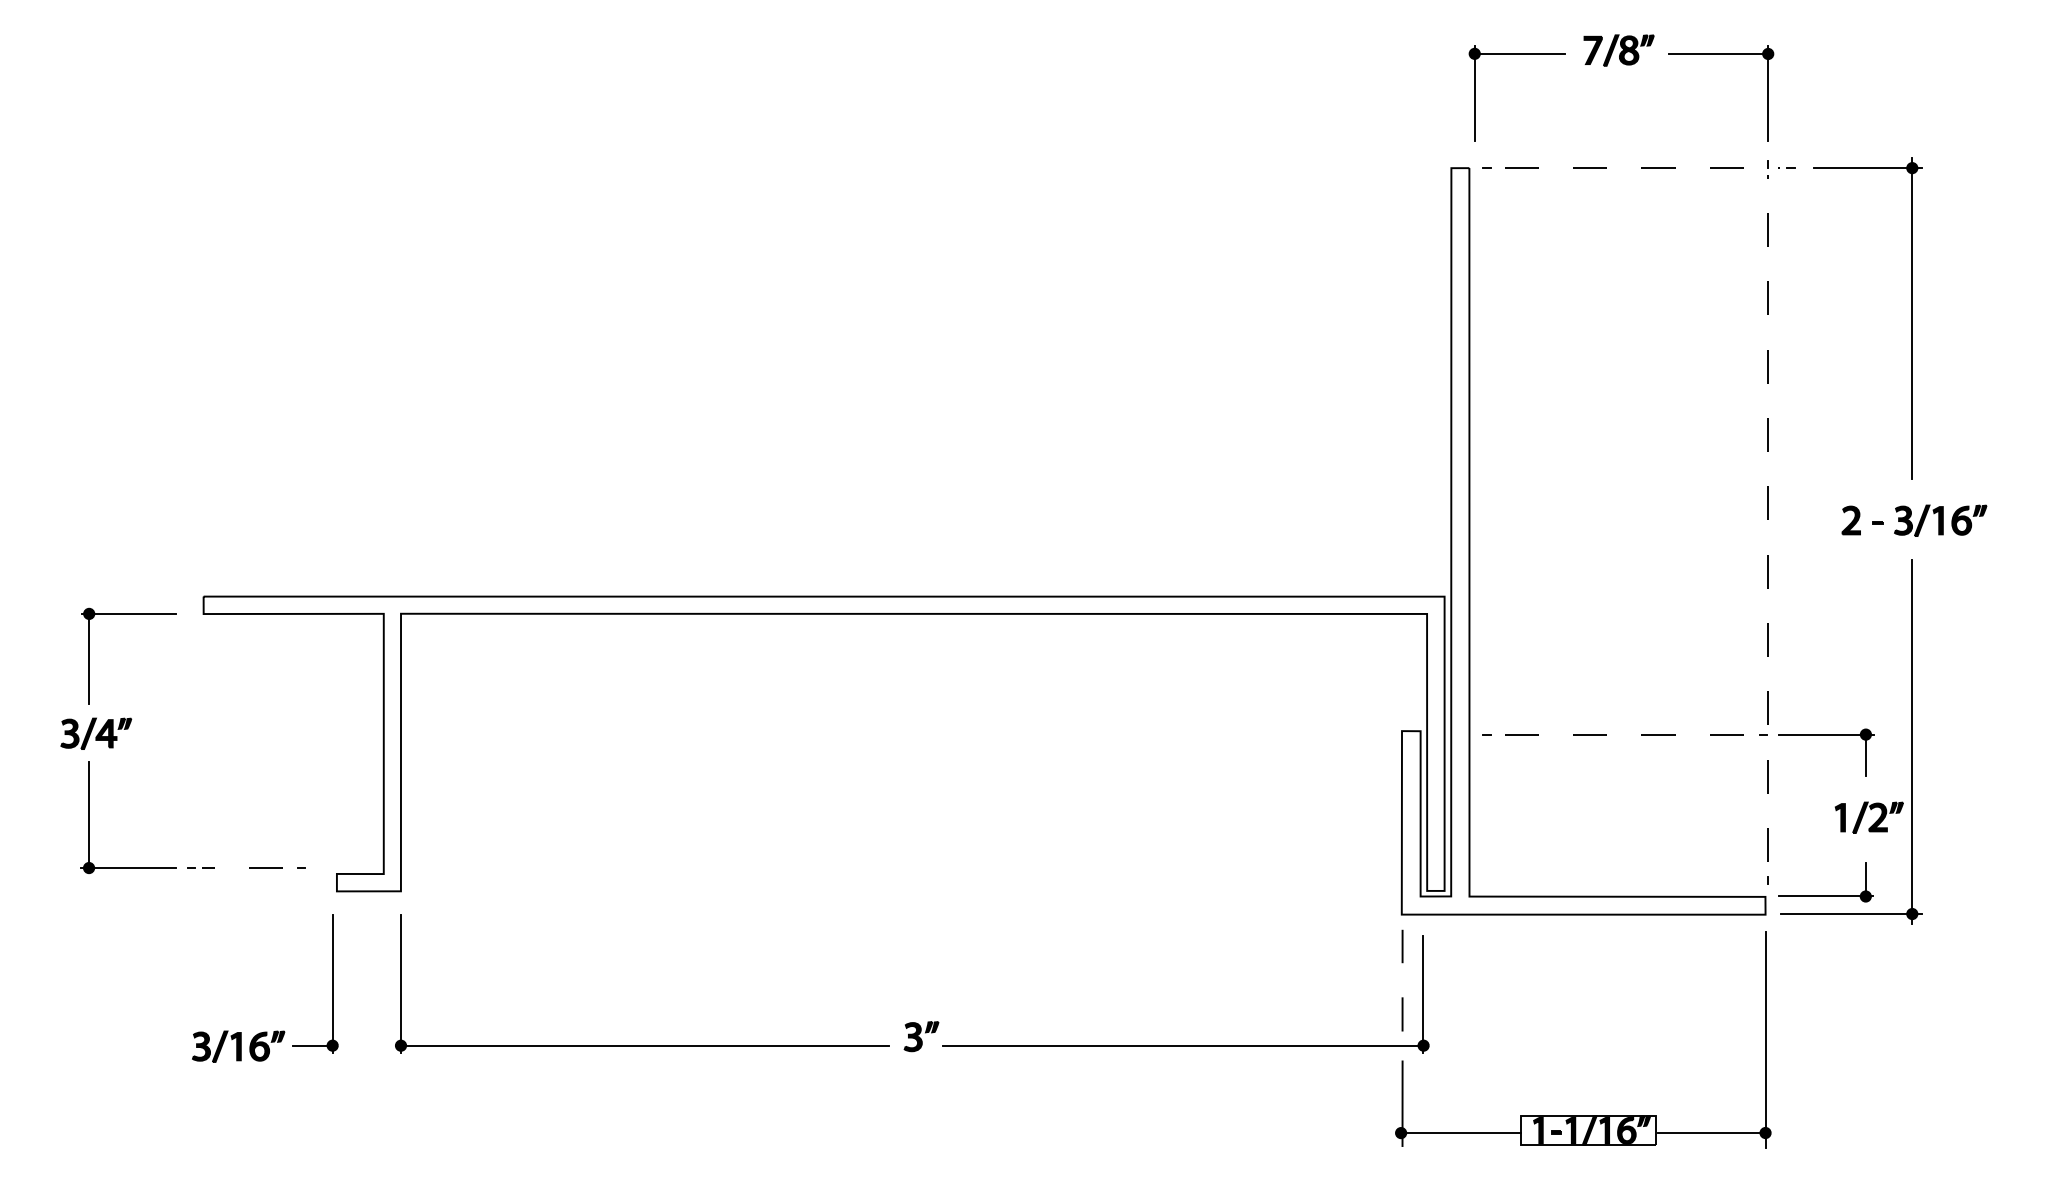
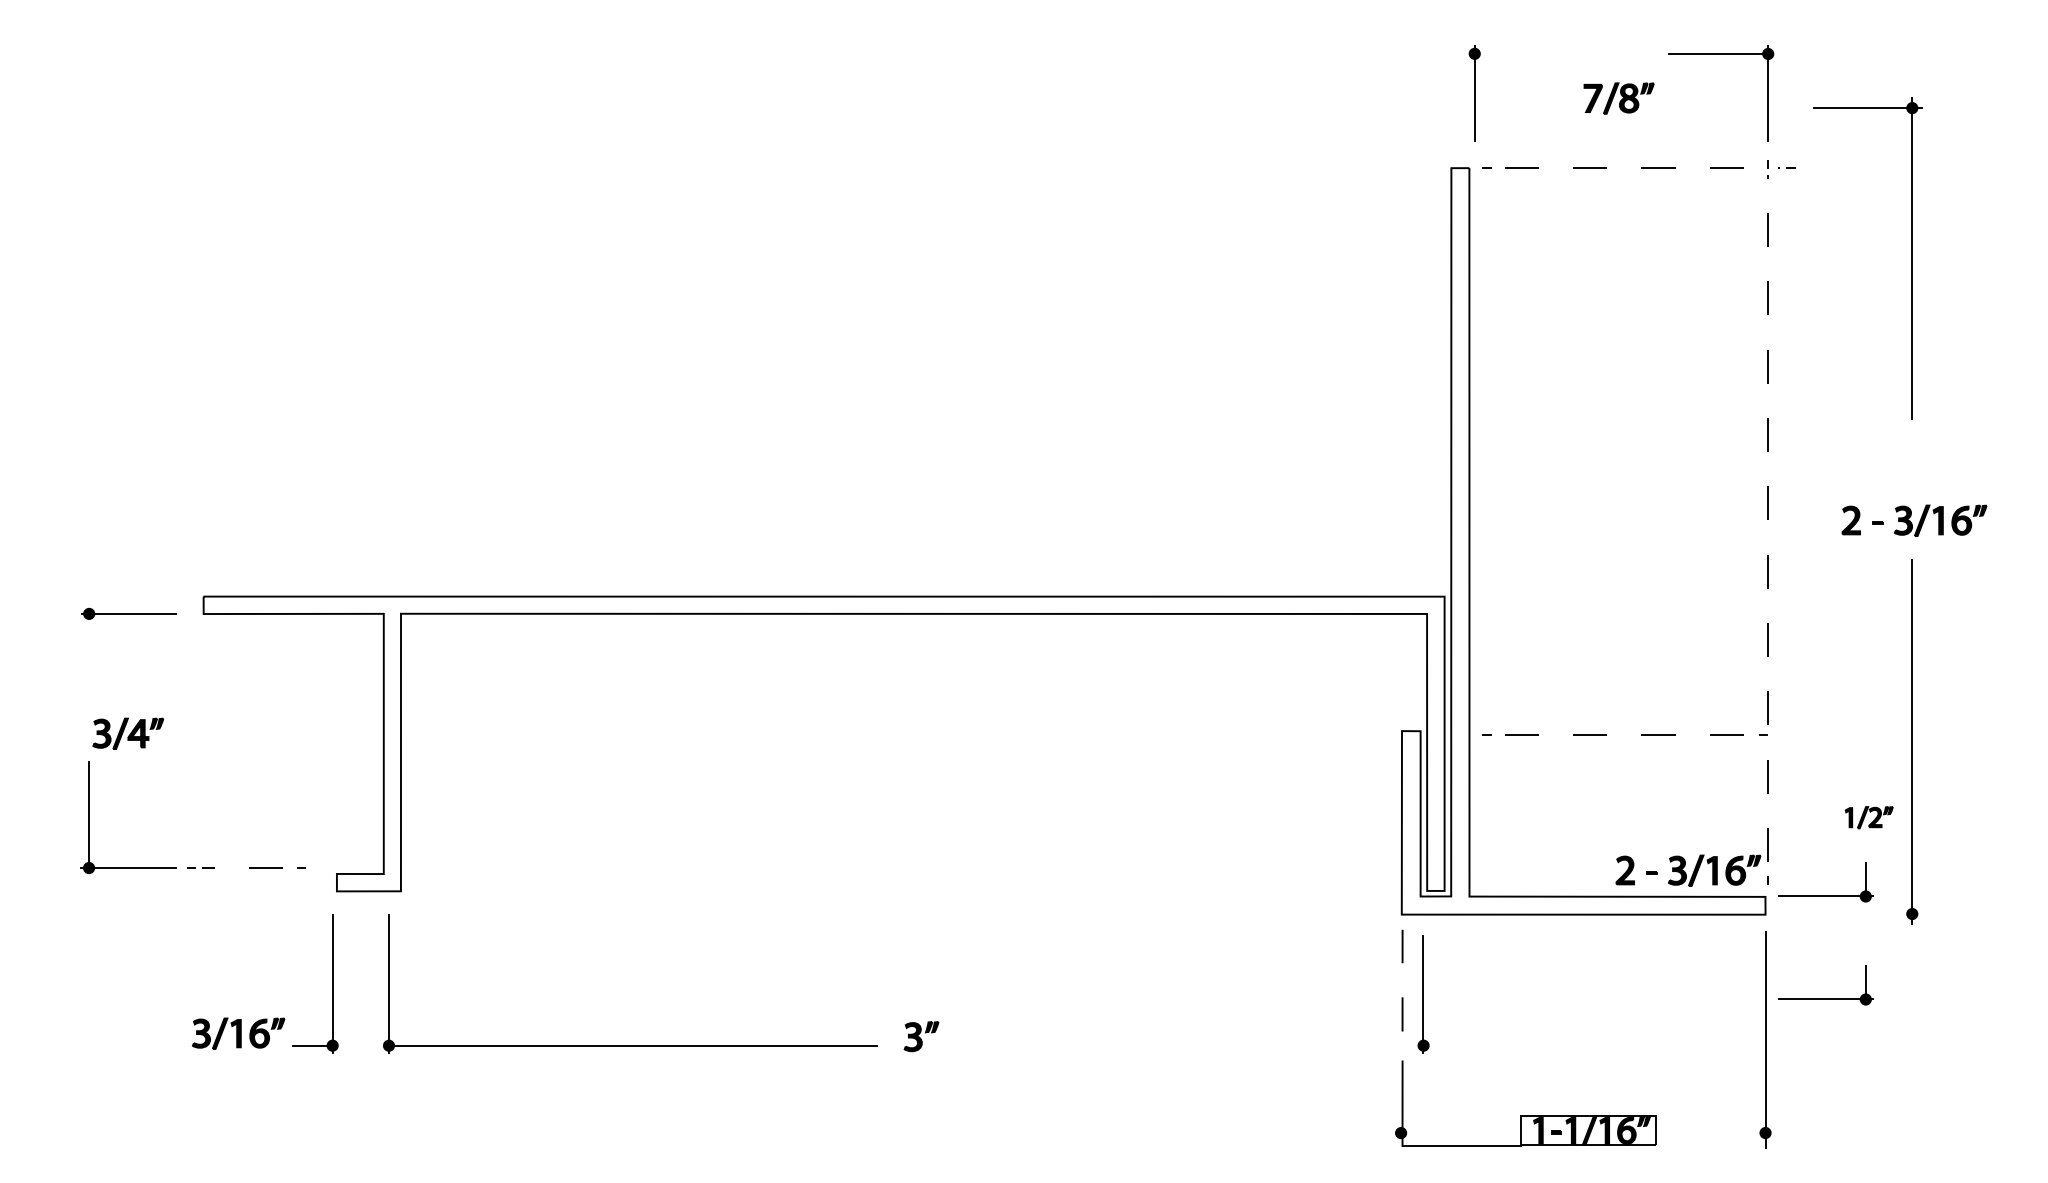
part position: (1618, 50) -> (1618, 98) (1618, 98)
line: present -> none (1519, 53)
part position: (1911, 318) -> (1911, 258) (1911, 258)
line: present -> none (89, 658)
part position: (96, 733) -> (128, 733) (128, 733)
part: present -> none (1826, 735)
part size: 70x33 px -> 50x24 px (1868, 817)
part: none -> present (1688, 870)
line: present -> none (1851, 913)
part: none -> present (1825, 998)
part position: (642, 1045) -> (630, 1045) (630, 1045)
line: present -> none (1183, 1045)
part position: (238, 1046) -> (238, 1033) (238, 1033)
line position: (1462, 1133) -> (1462, 1146) (1462, 1146)
line: present -> none (1710, 1133)
